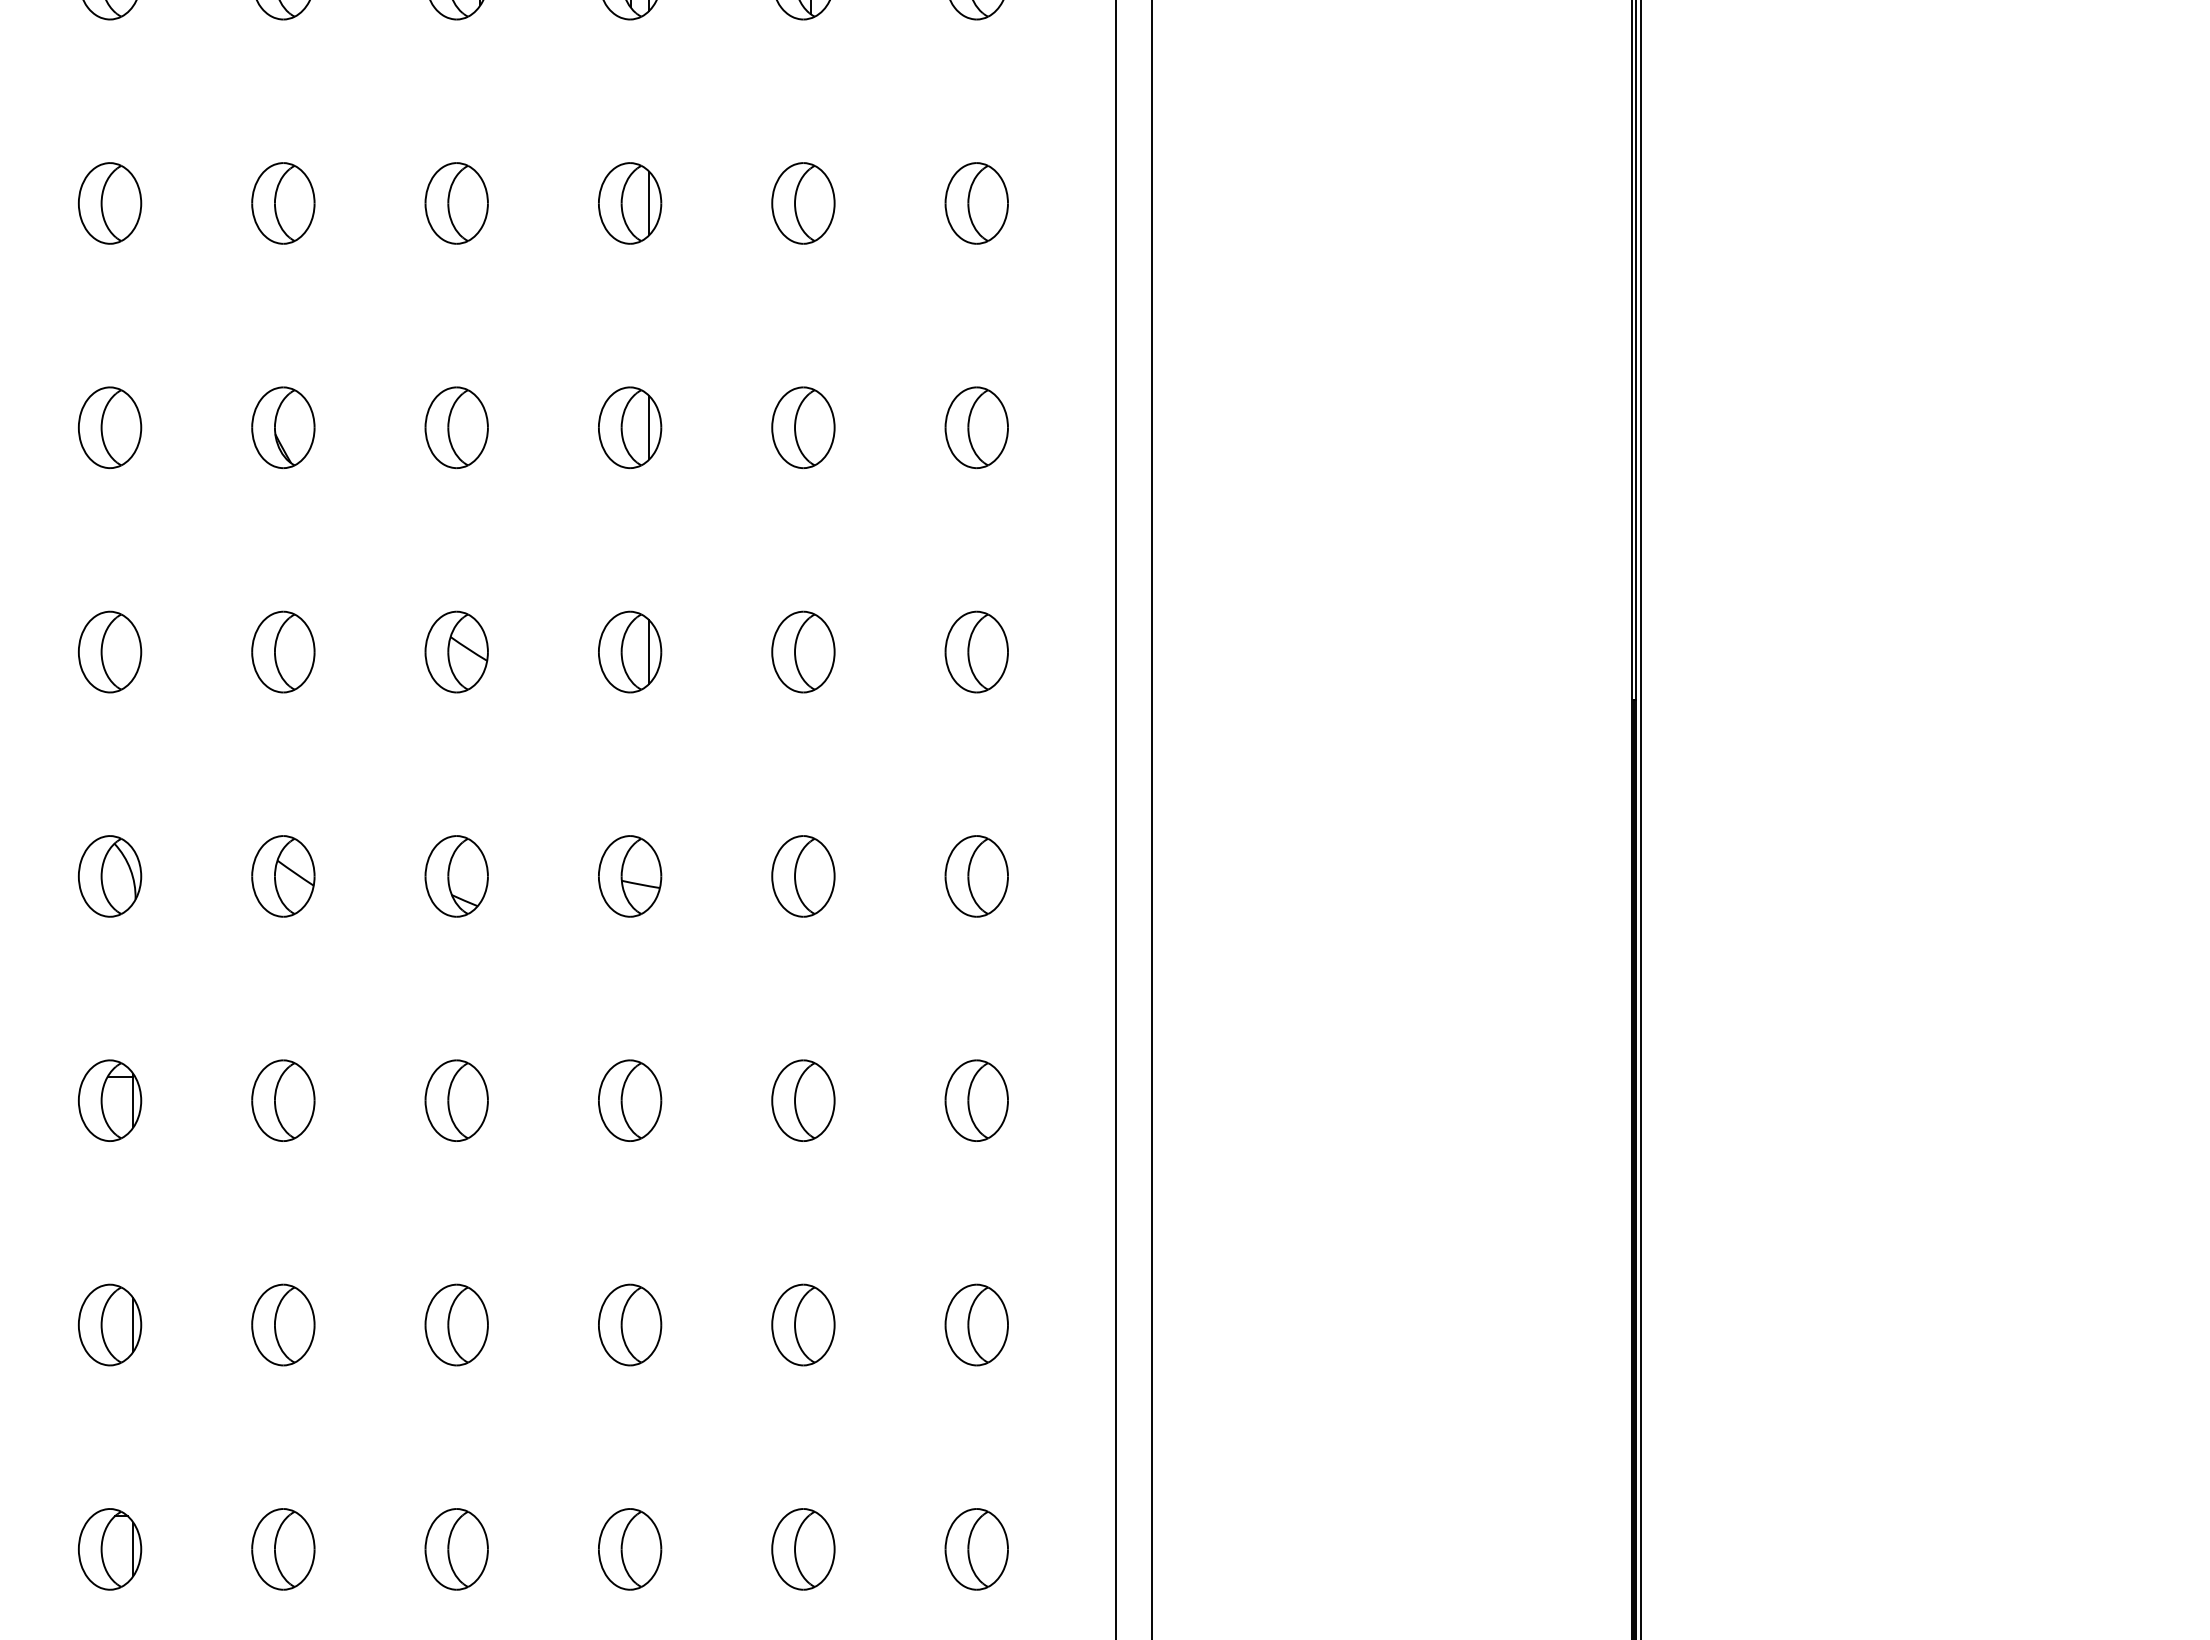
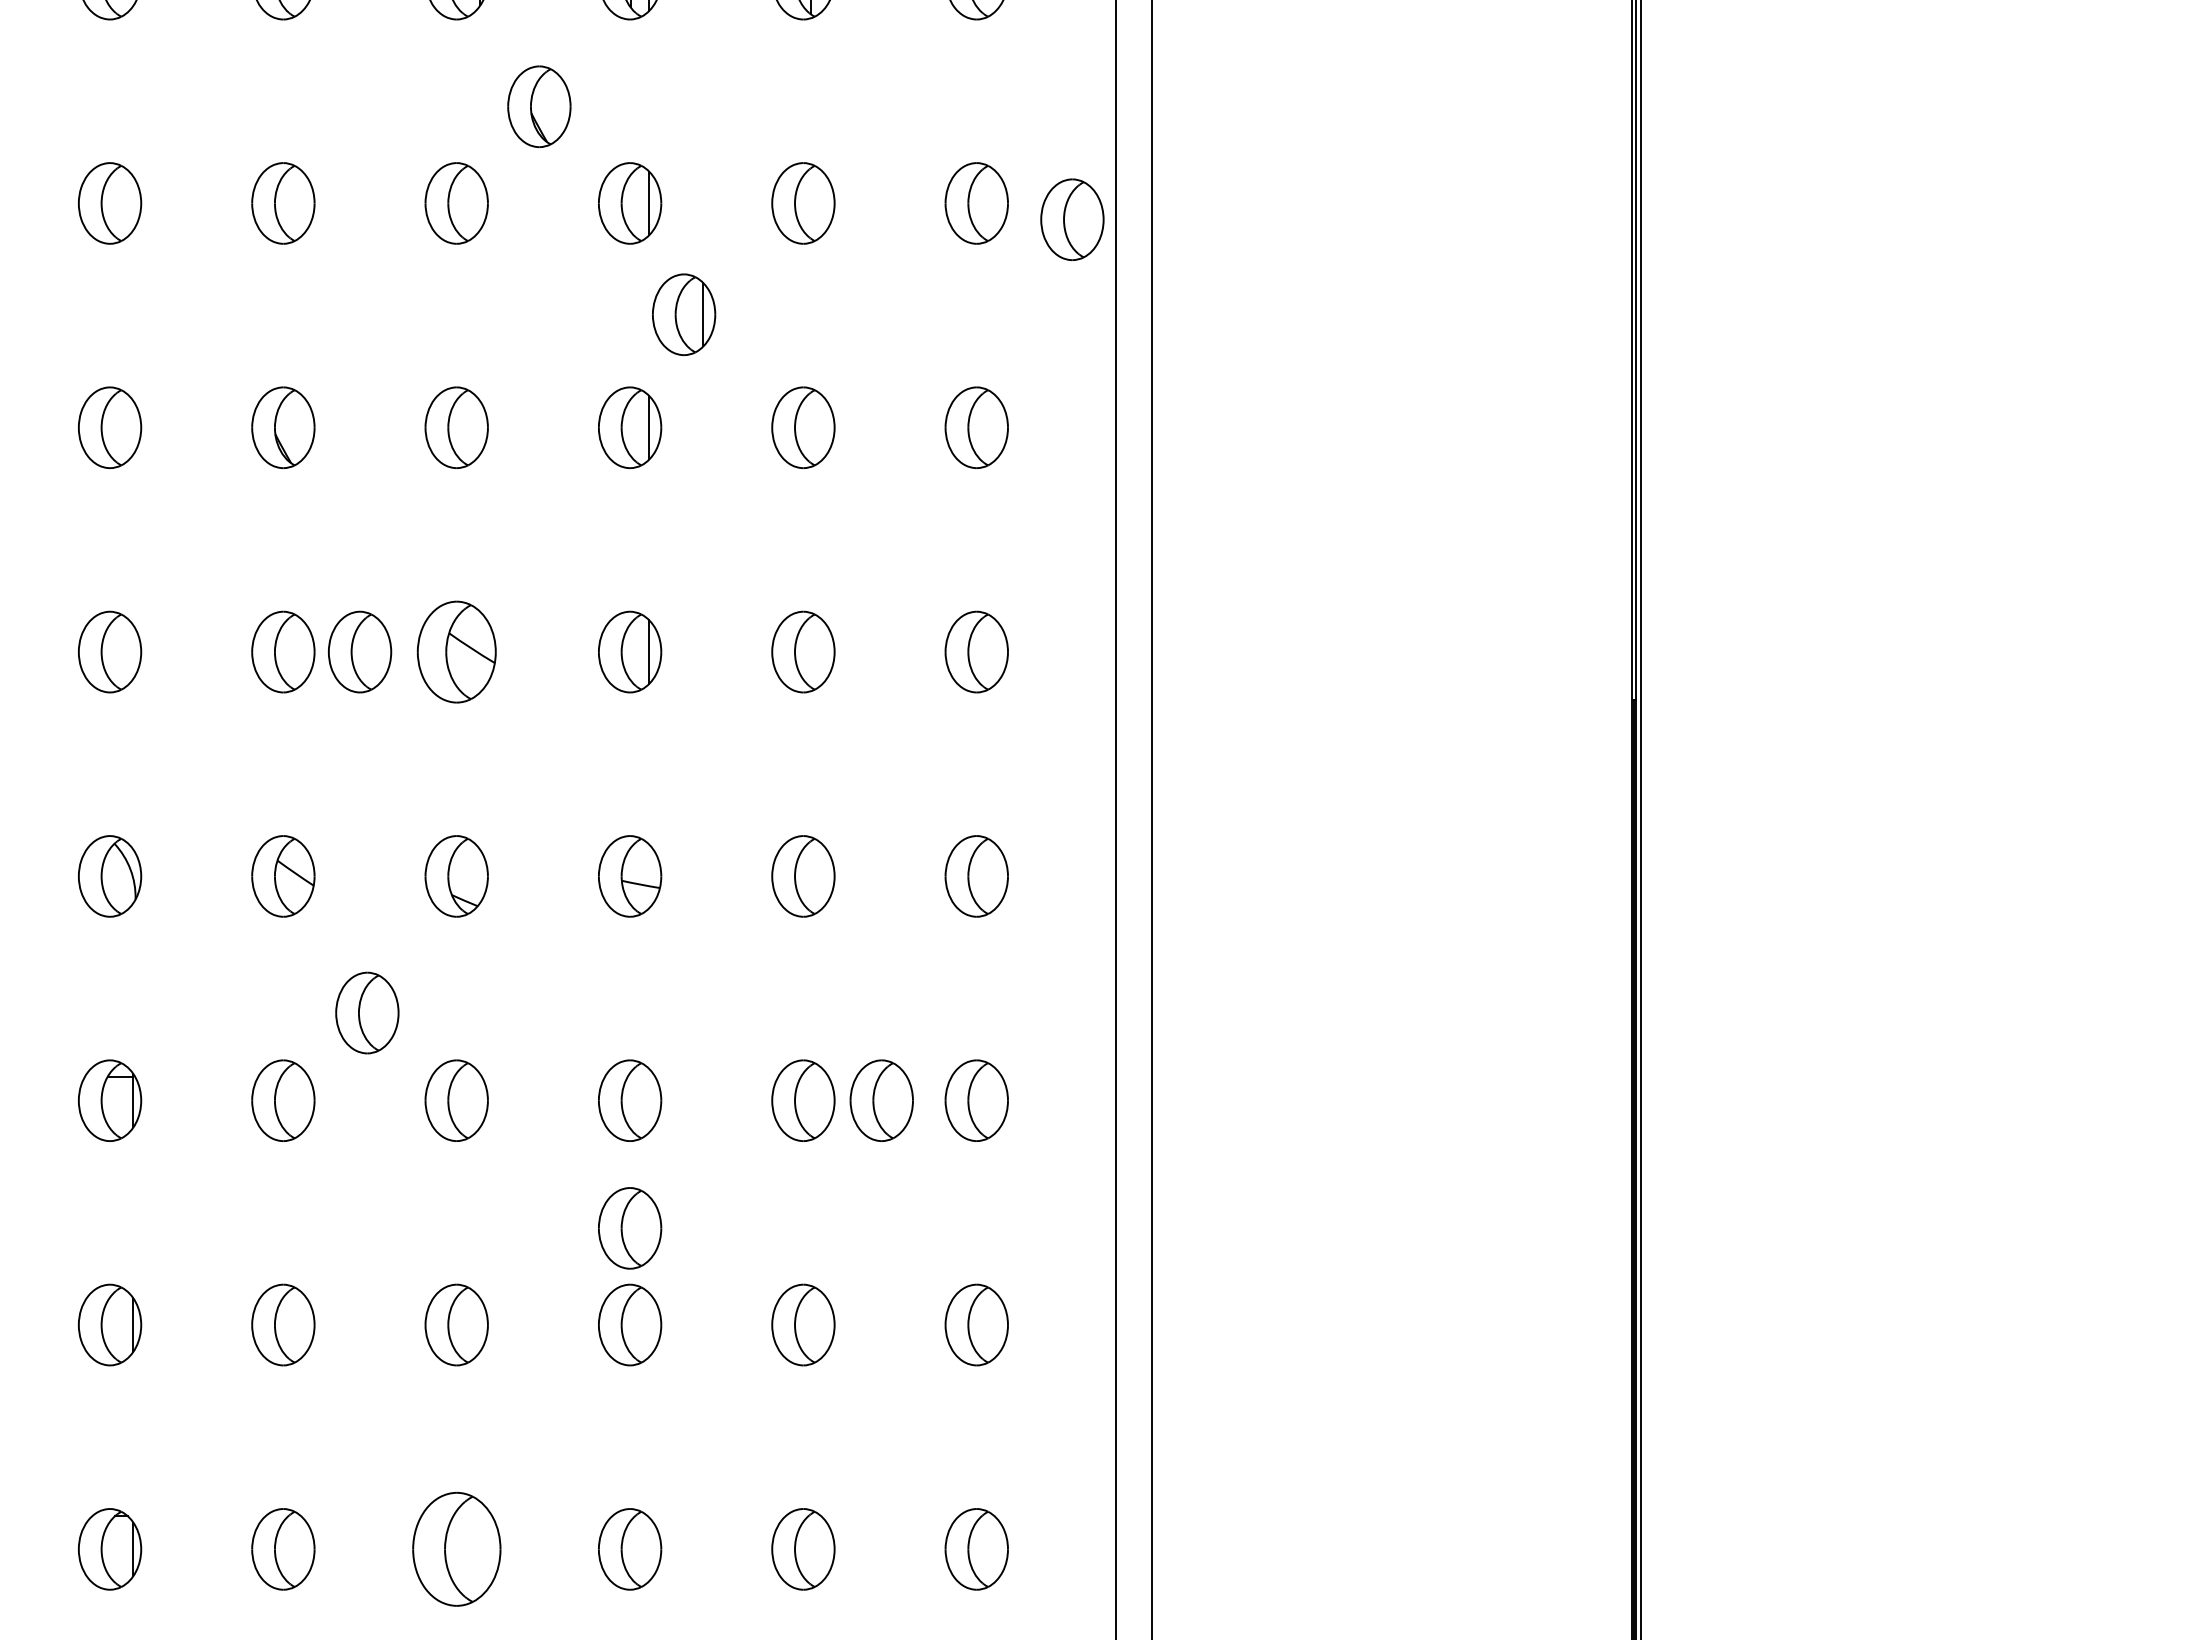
part: none -> present (539, 106)
part: none -> present (1072, 219)
part: none -> present (684, 314)
part: none -> present (360, 651)
part size: 65x84 px -> 81x104 px (456, 651)
part: none -> present (367, 1012)
part: none -> present (881, 1100)
part: none -> present (630, 1228)
part size: 65x83 px -> 90x116 px (456, 1548)
